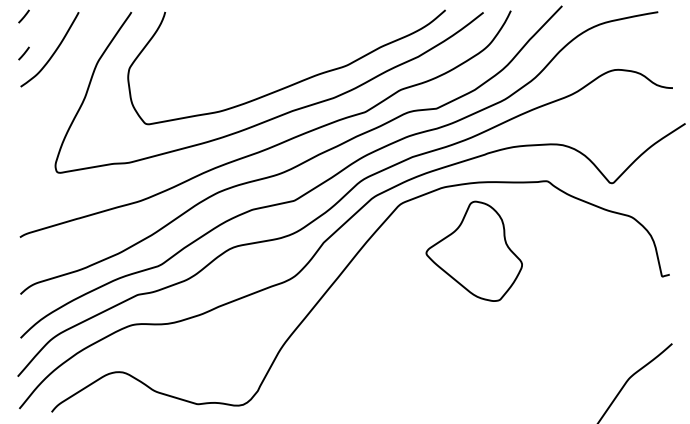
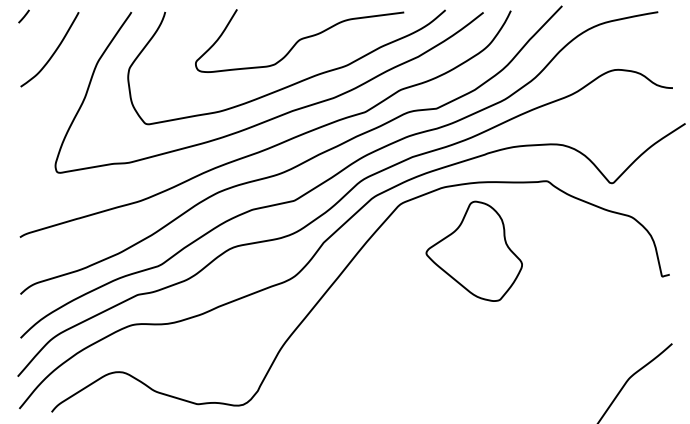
curve: none -> present (299, 40)
line: present -> none (23, 53)
